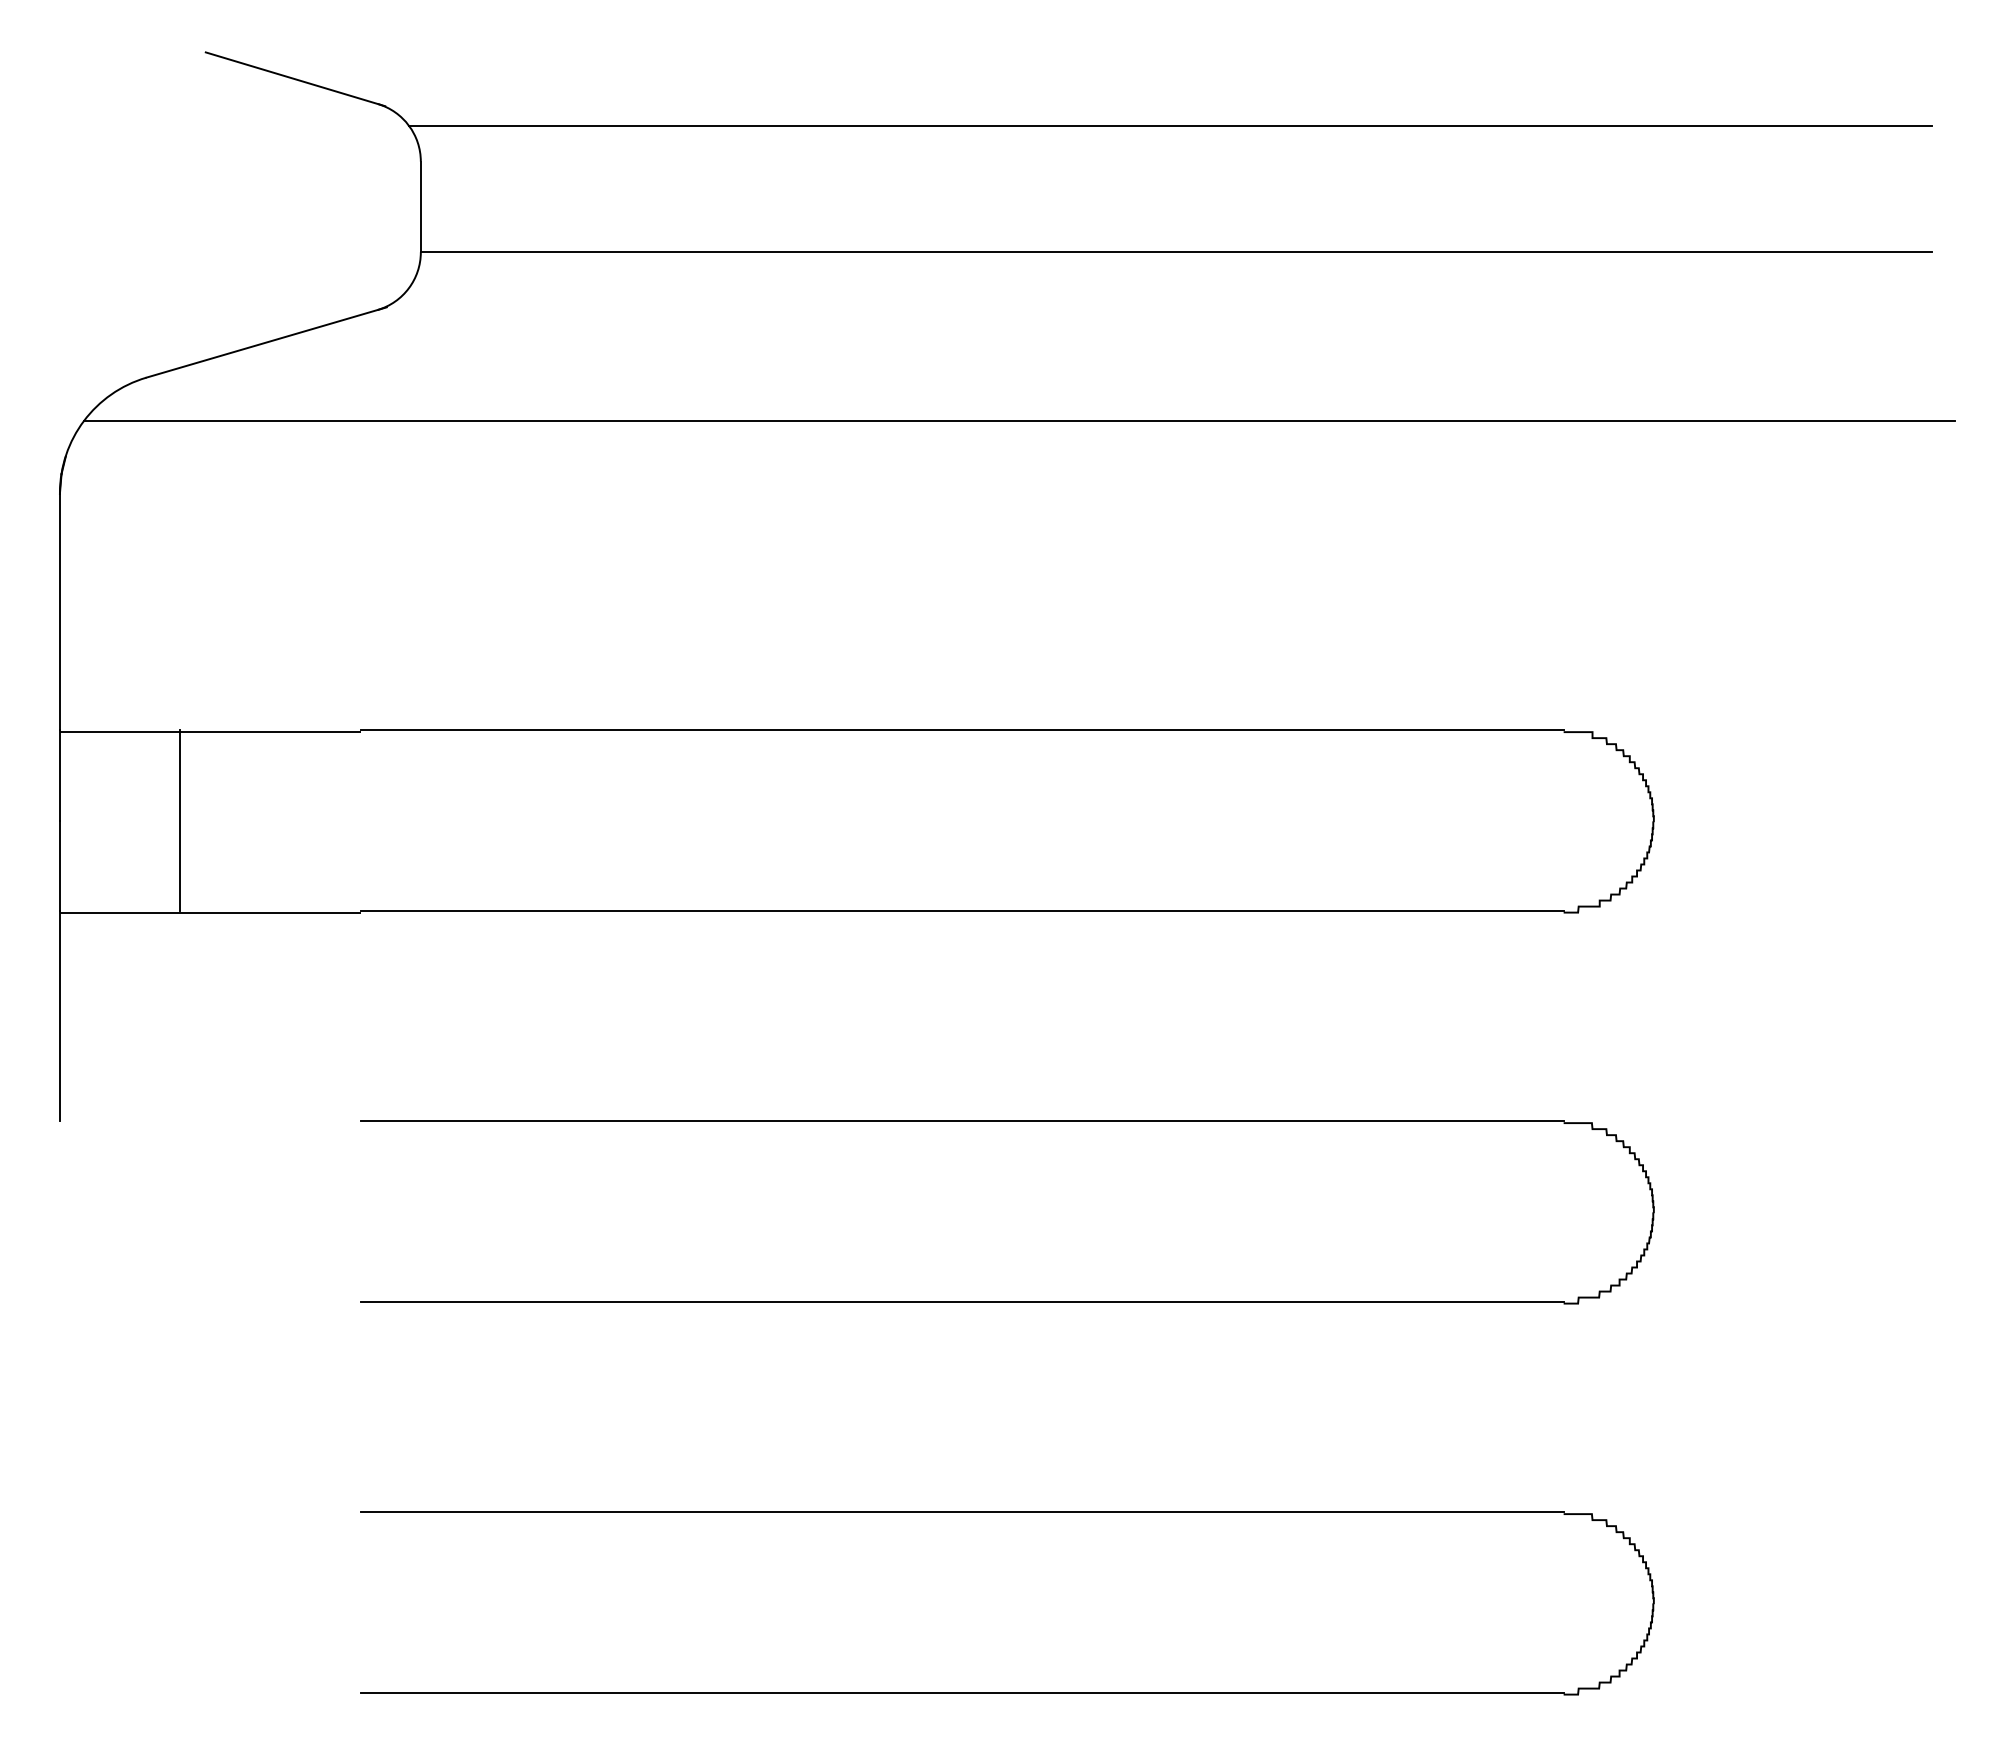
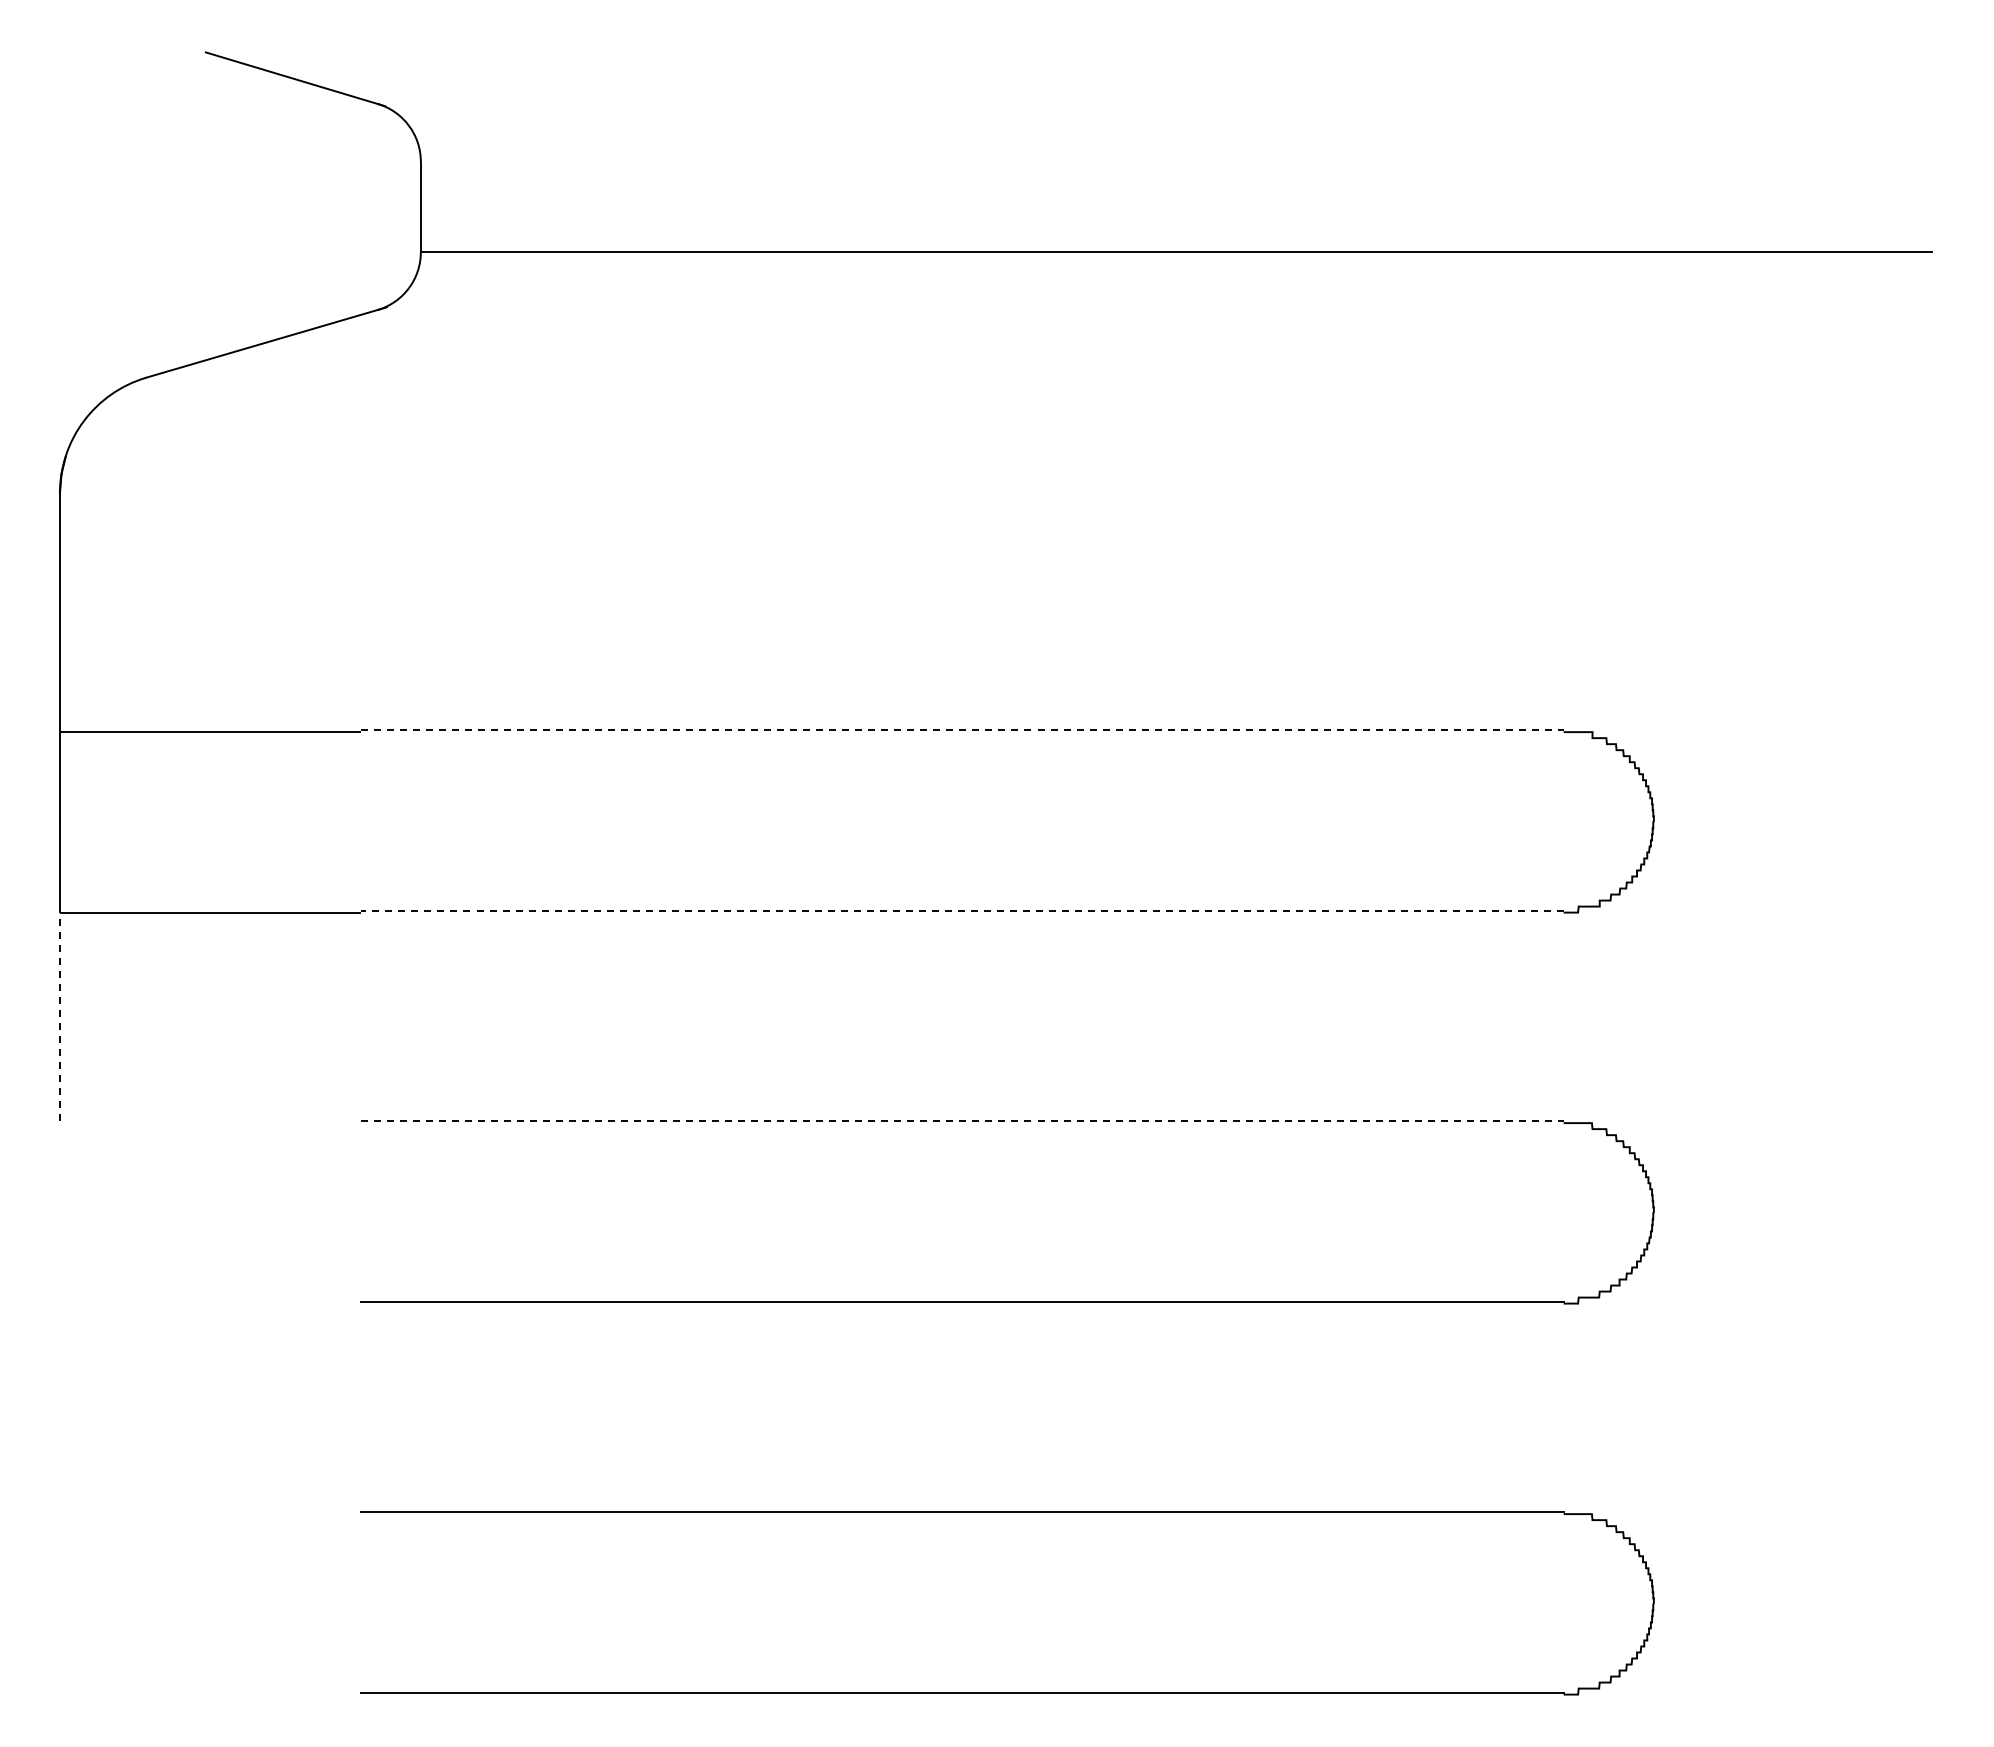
line: present -> none (1169, 125)
line: present -> none (1018, 420)
line: solid -> dashed (962, 730)
line: present -> none (180, 820)
line: solid -> dashed (962, 910)
line: solid -> dashed (59, 1015)
line: solid -> dashed (962, 1121)
